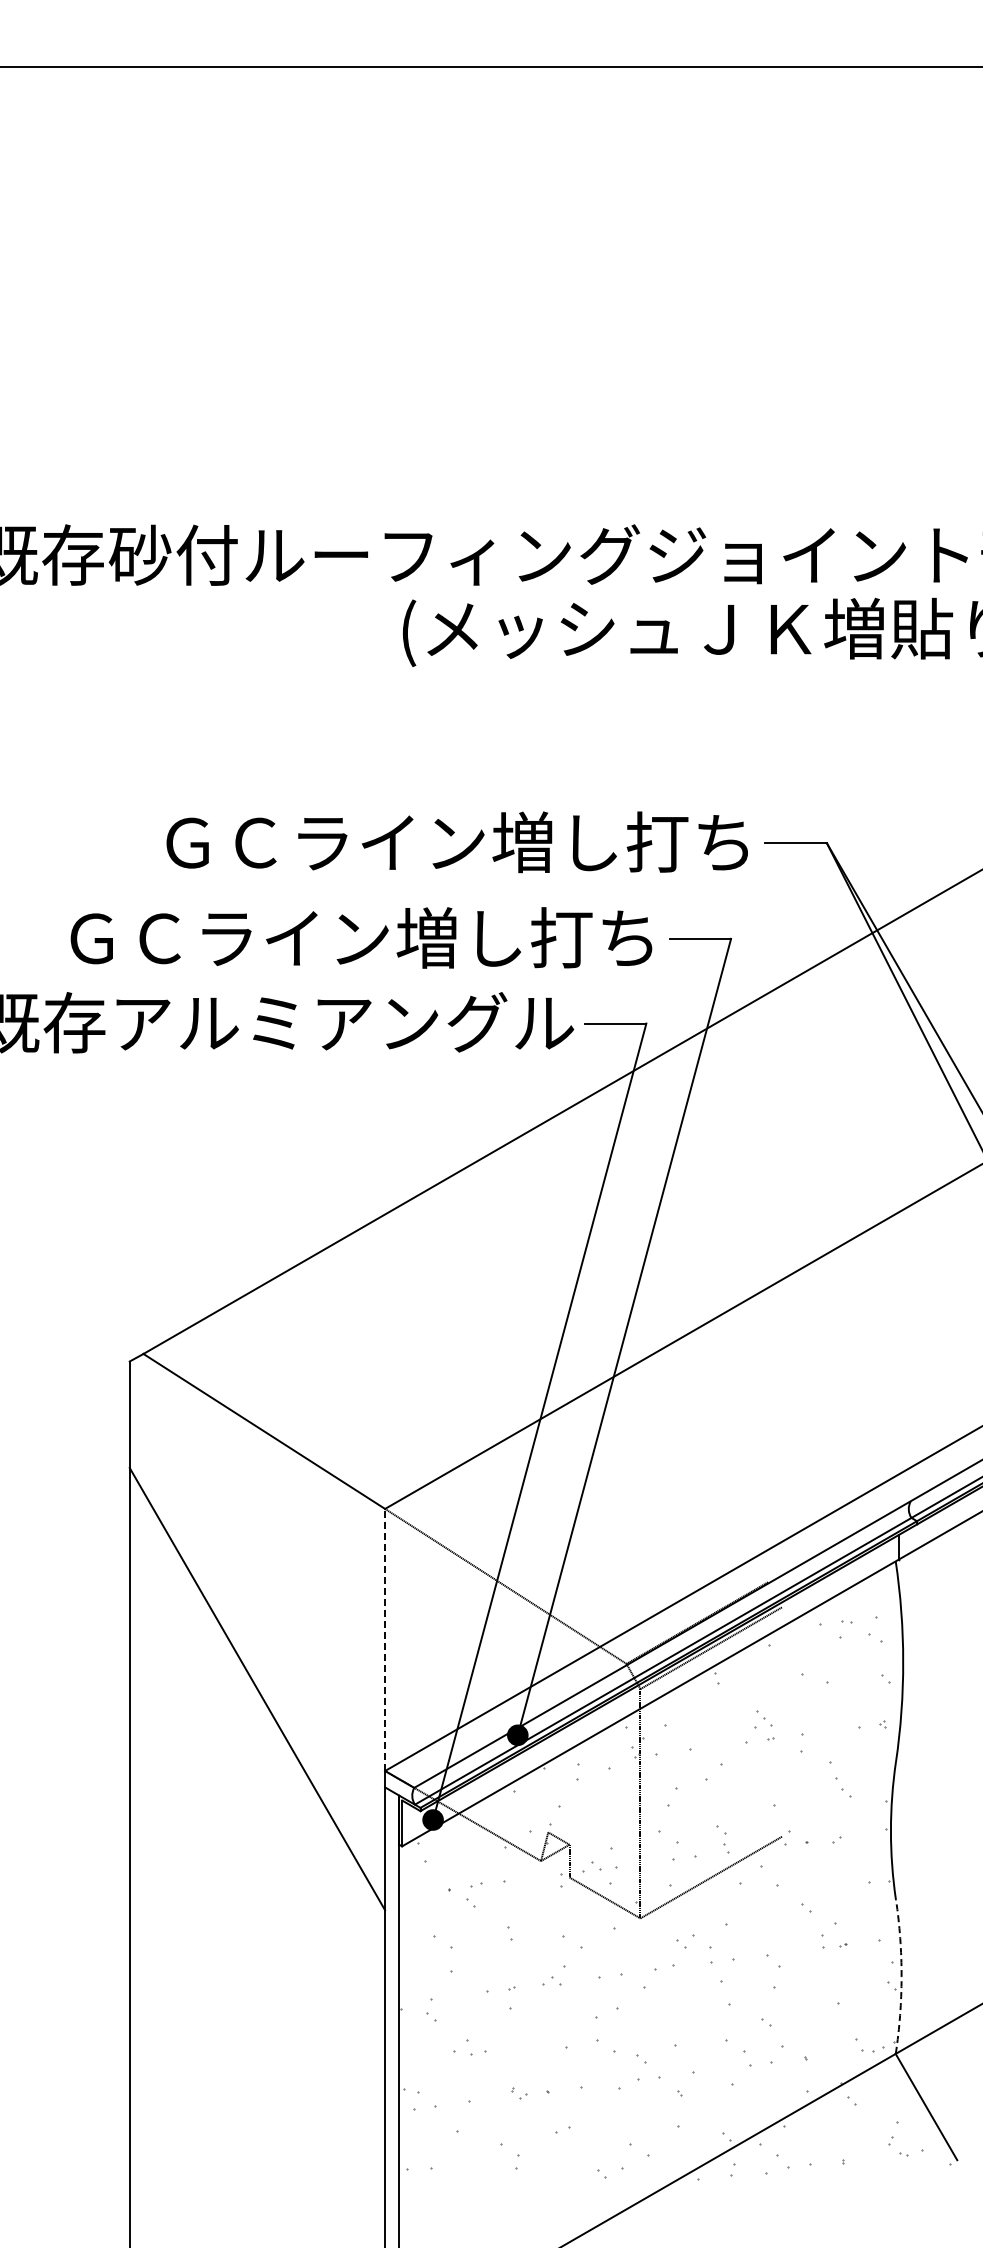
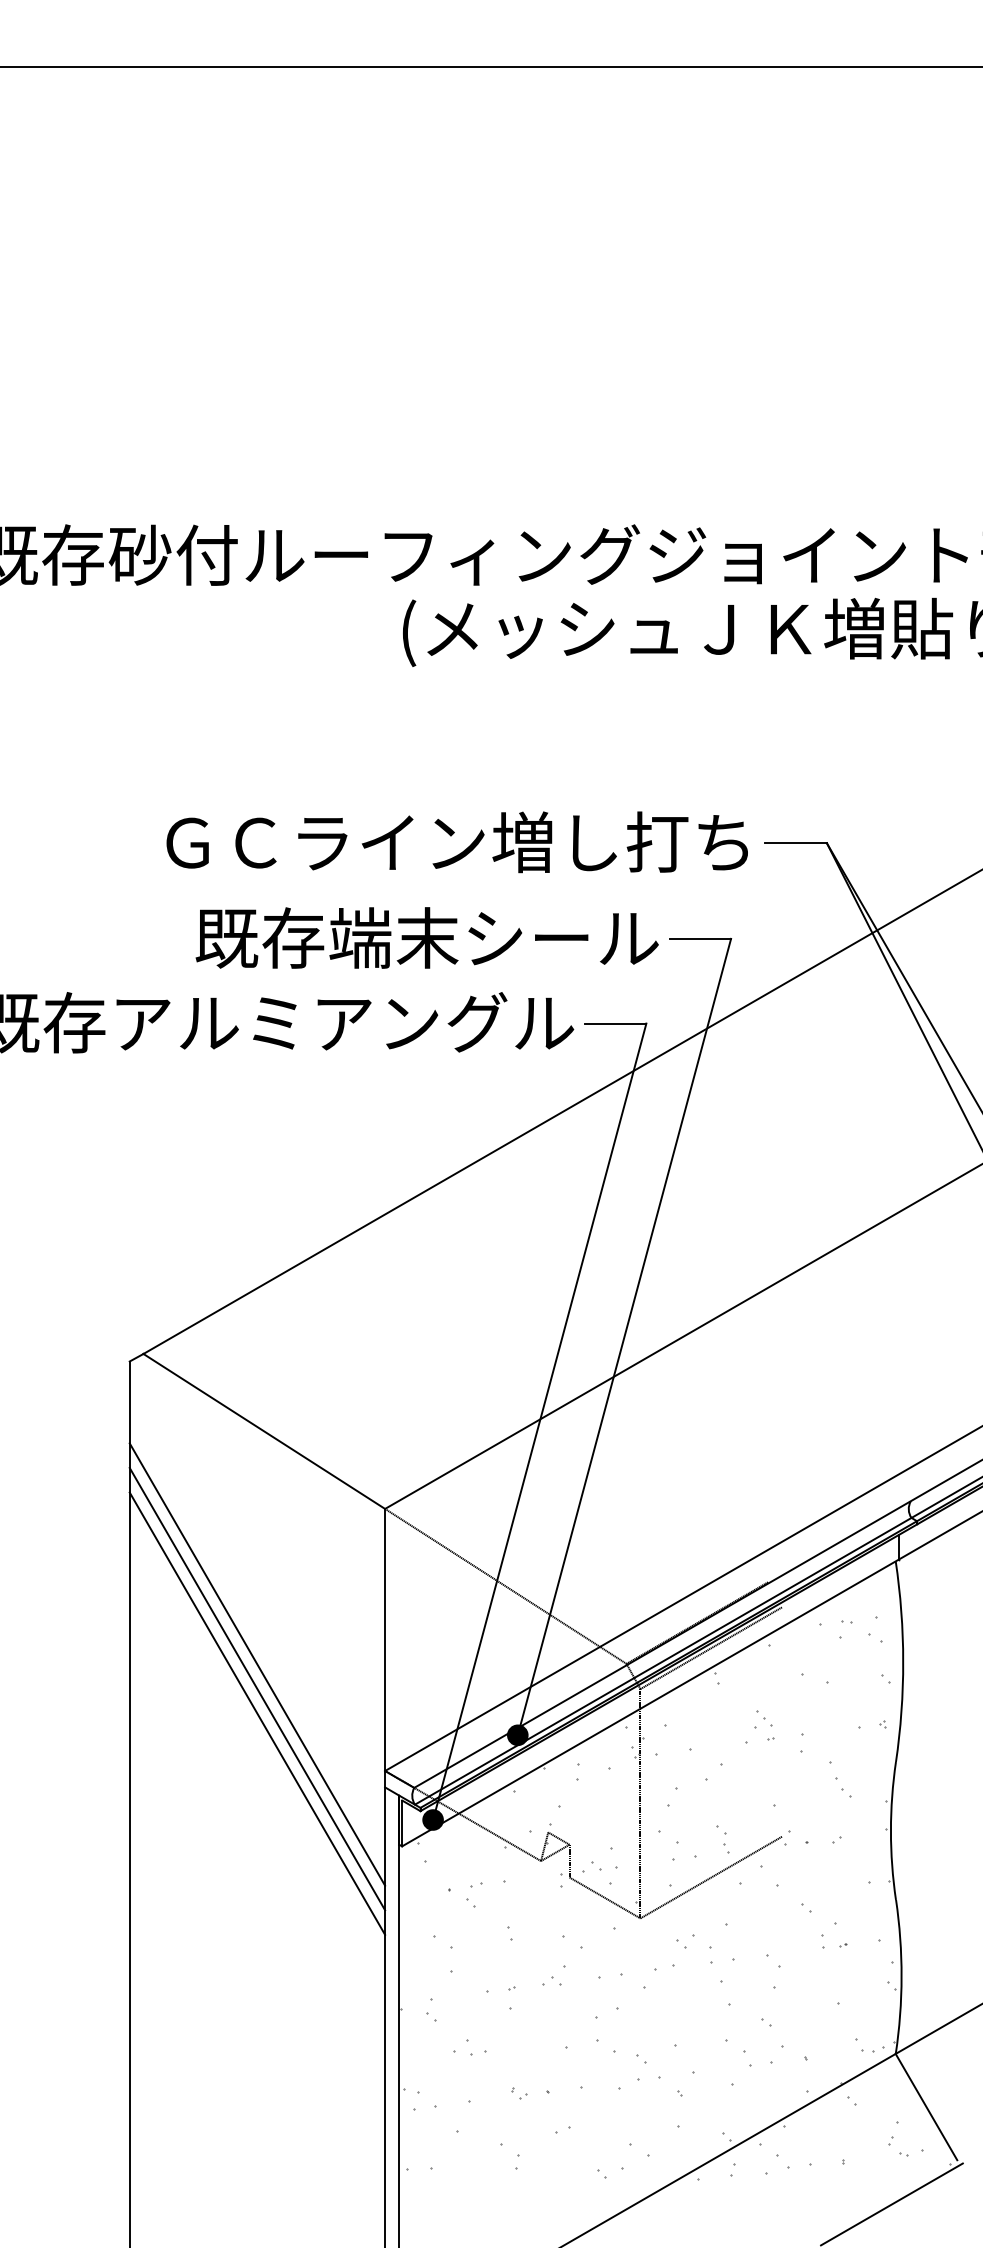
text: ＧＣライン増し打ち -> 既存端末シール (364, 937)
line: dashed -> solid (385, 1639)
line: none -> present (257, 1664)
line: none -> present (257, 1713)
arc: dashed -> solid (901, 1976)
line: none -> present (891, 2203)
